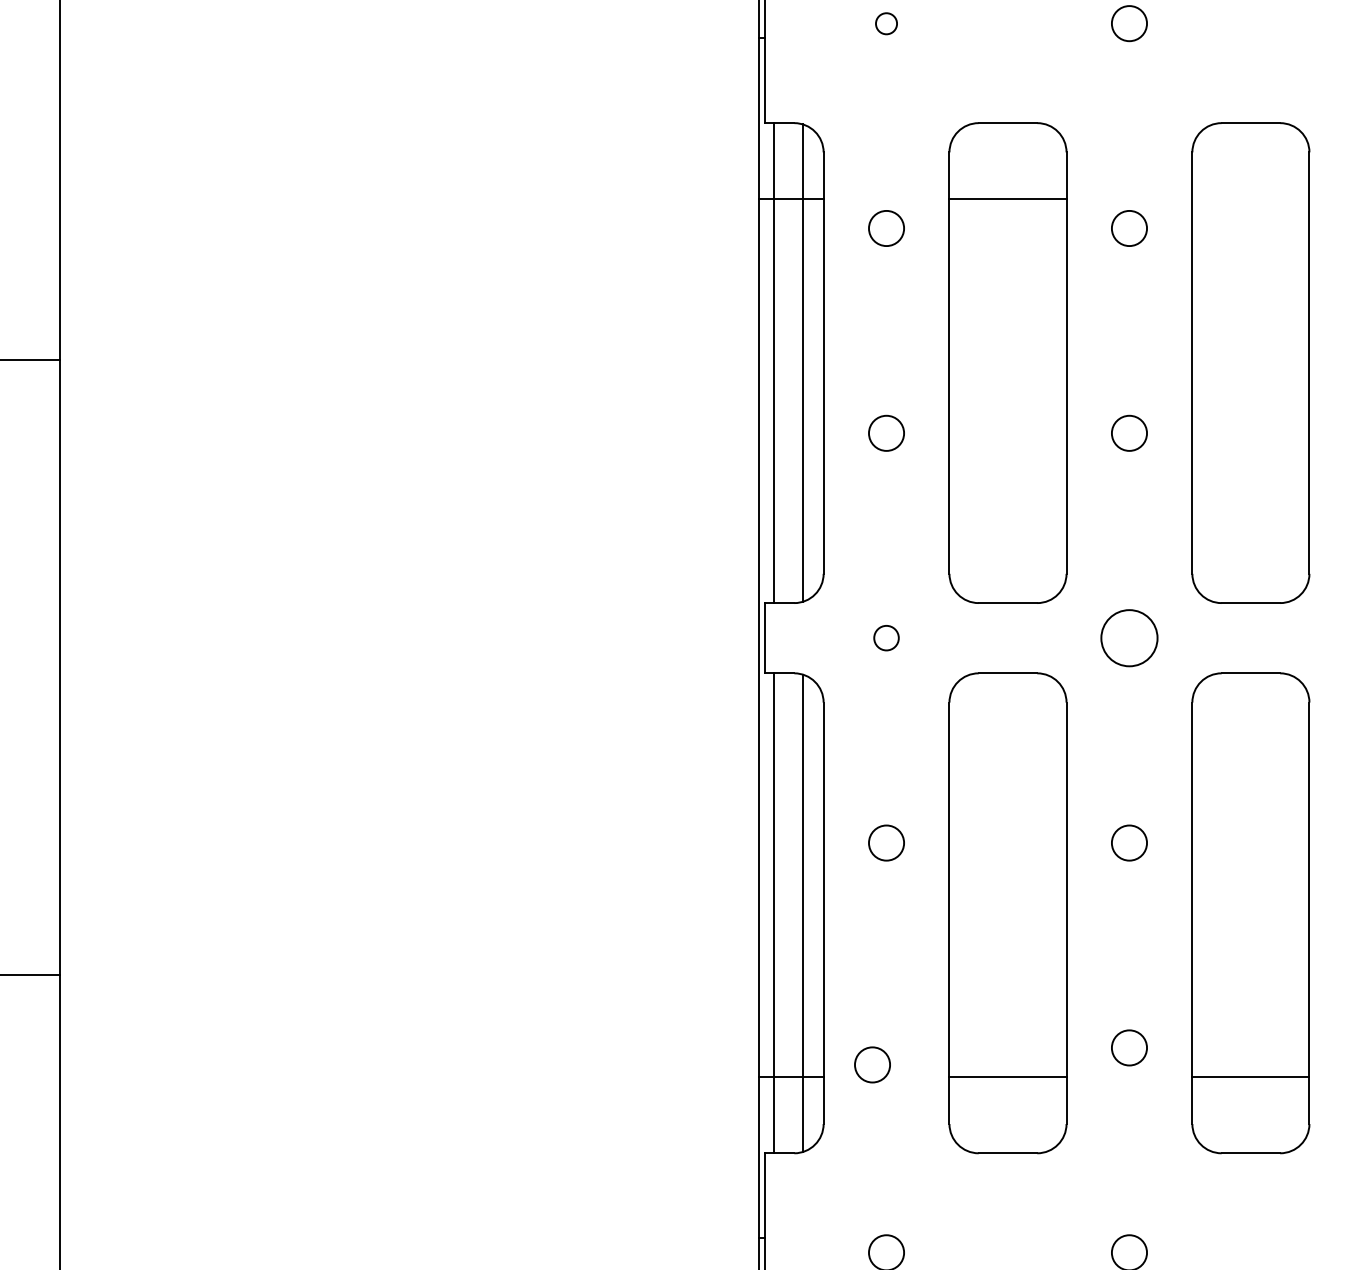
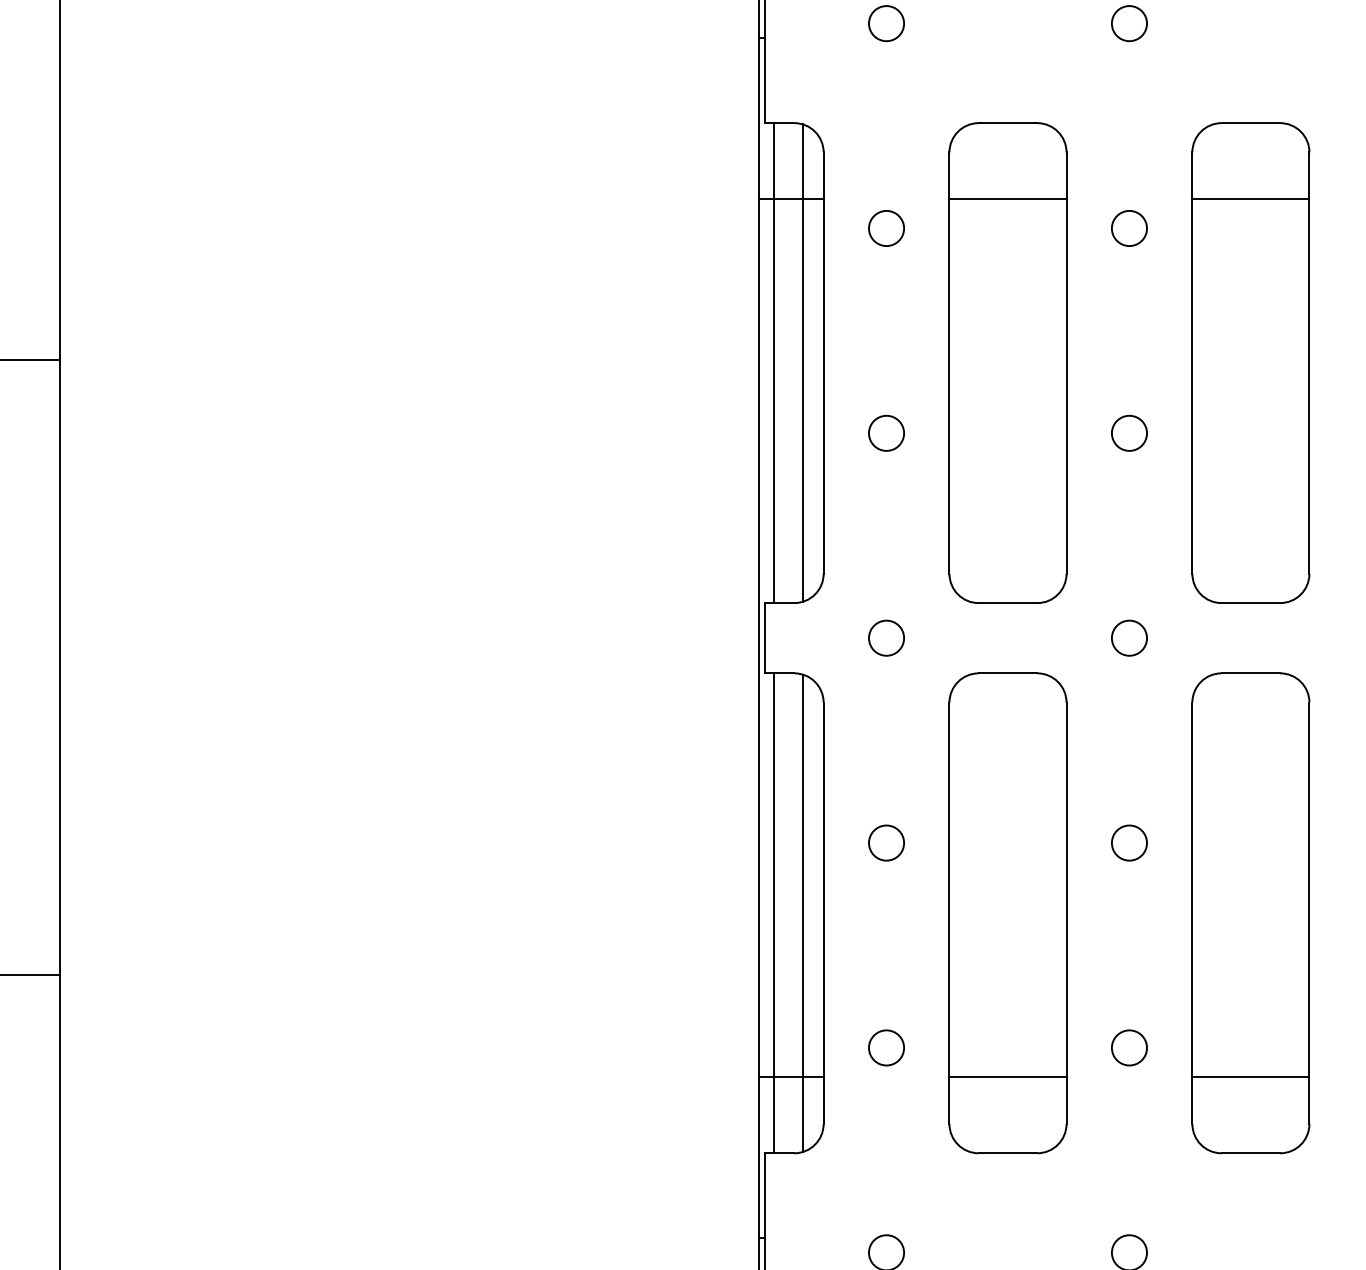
circle size: 23x24 px -> 37x38 px (886, 23)
line: none -> present (1250, 199)
circle size: 27x27 px -> 37x38 px (886, 637)
circle diameter: 56 px -> 35 px (1129, 637)
circle position: (872, 1064) -> (886, 1047) (886, 1047)
